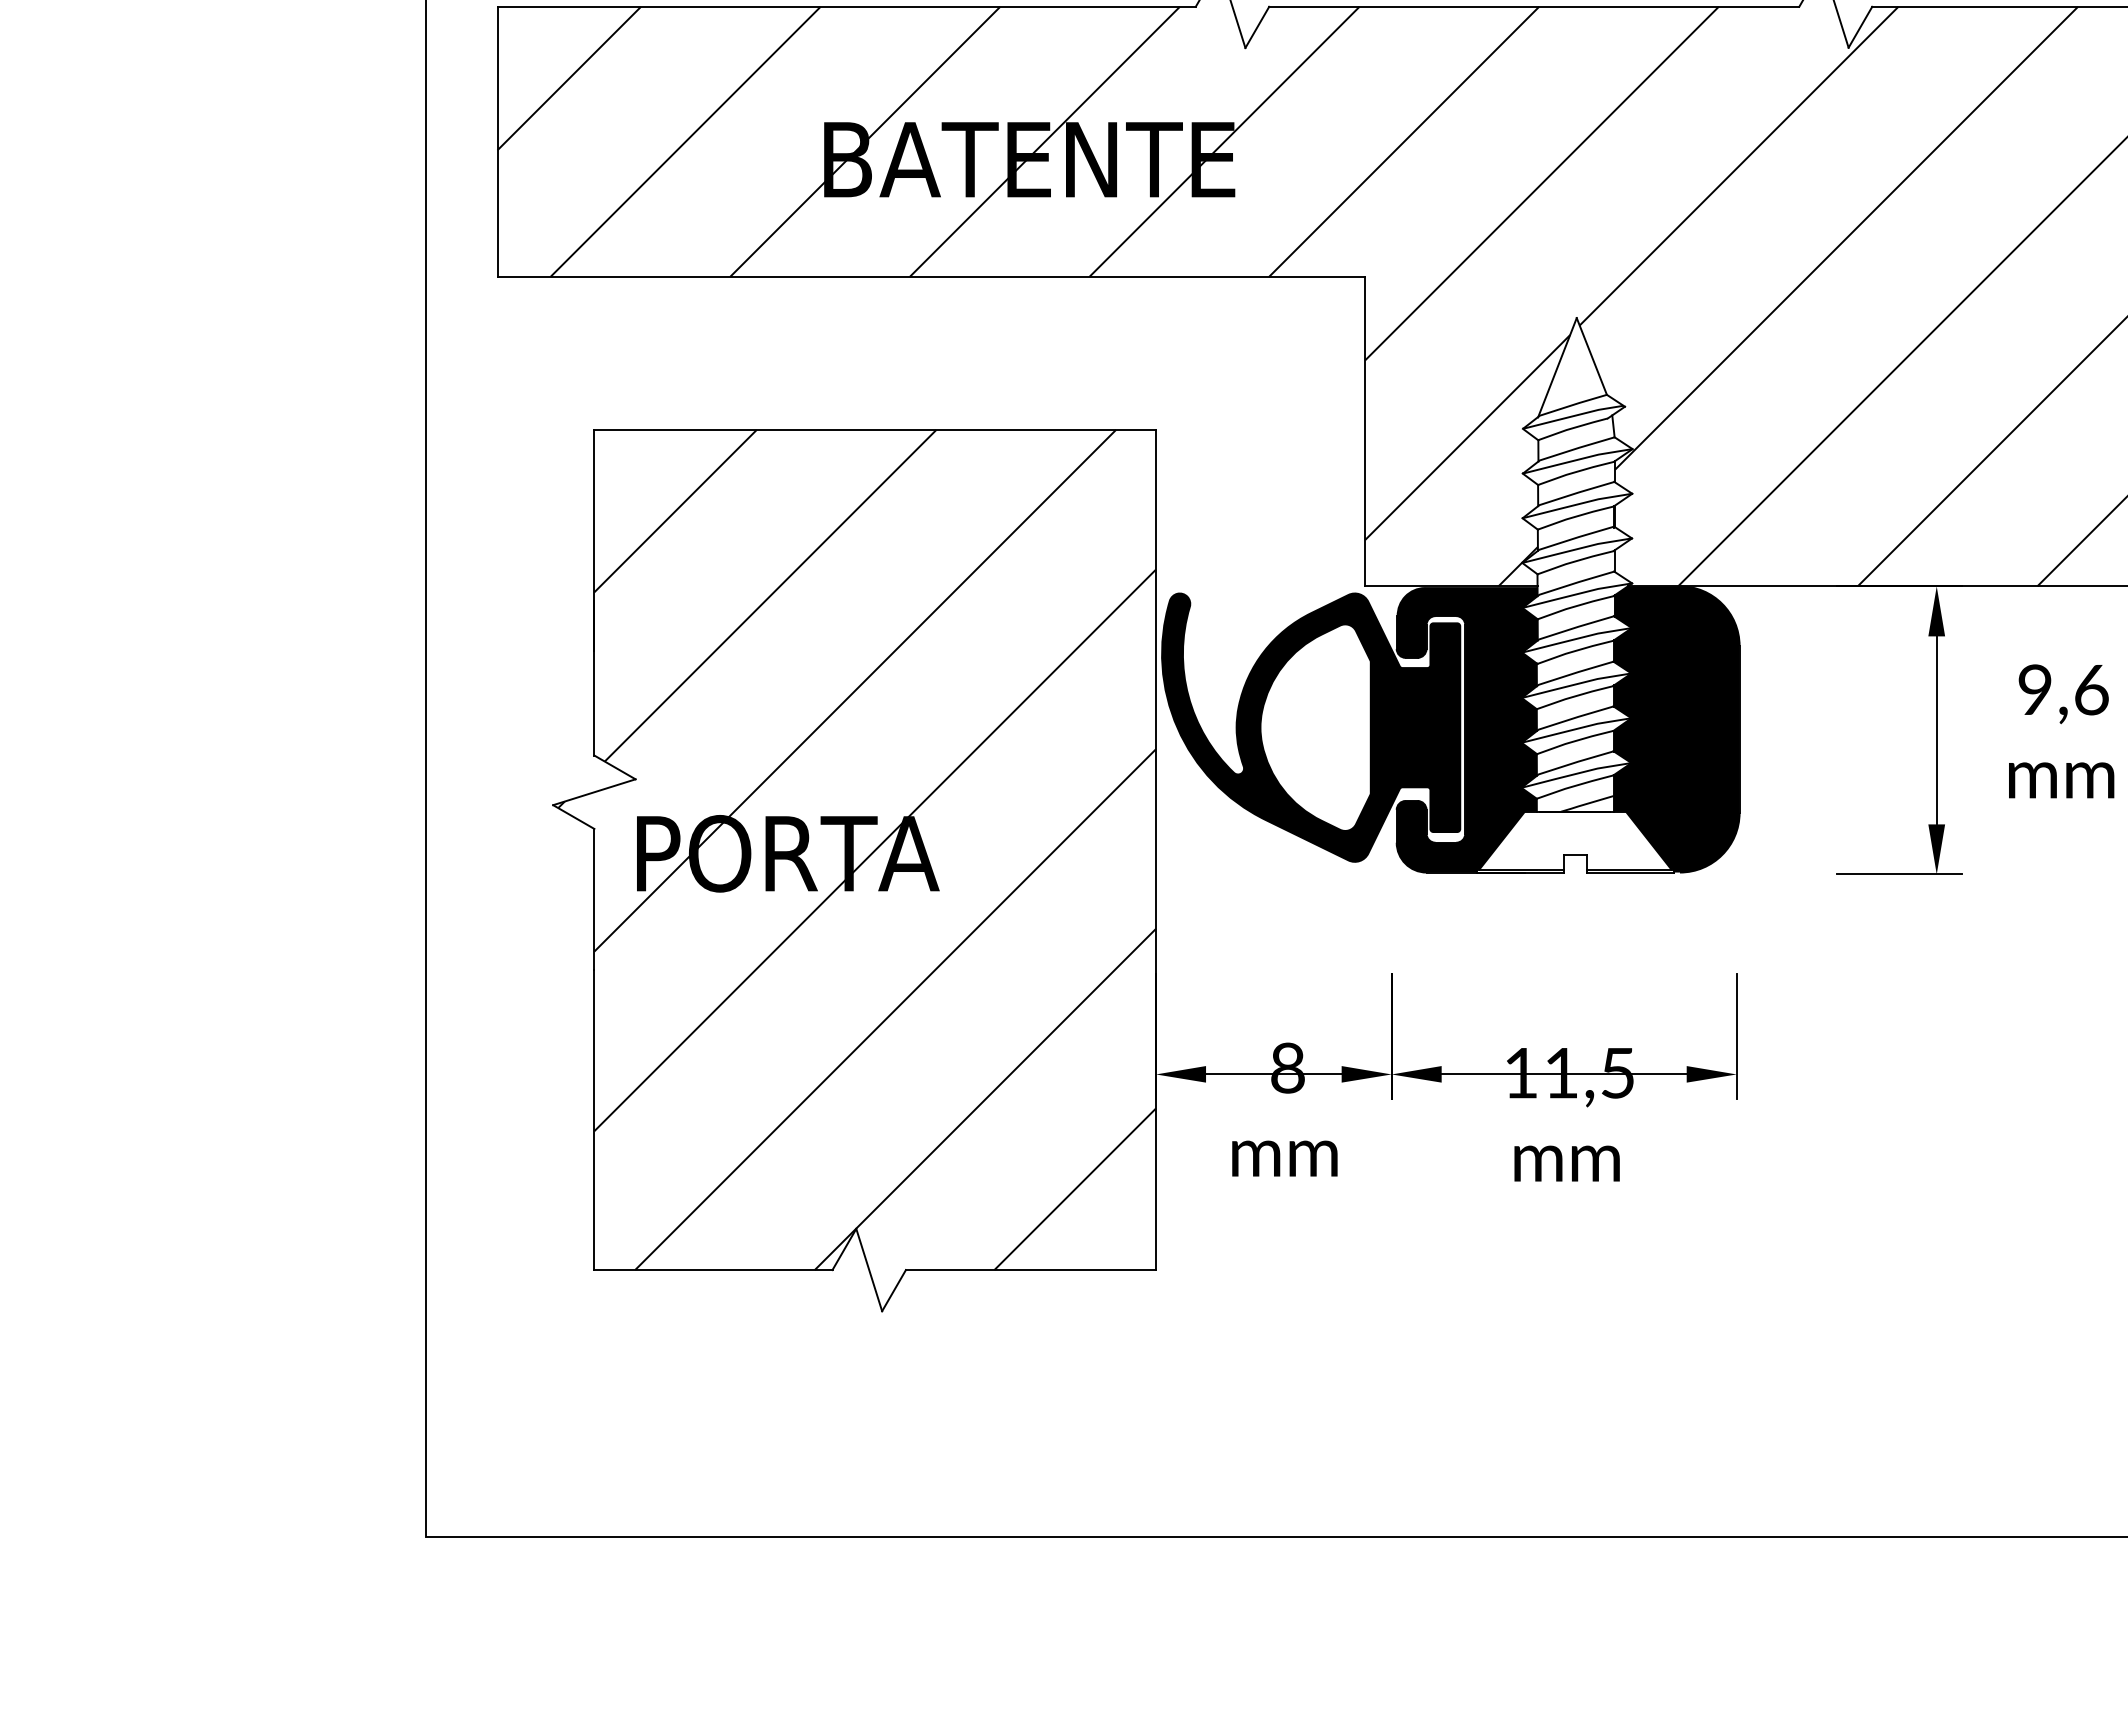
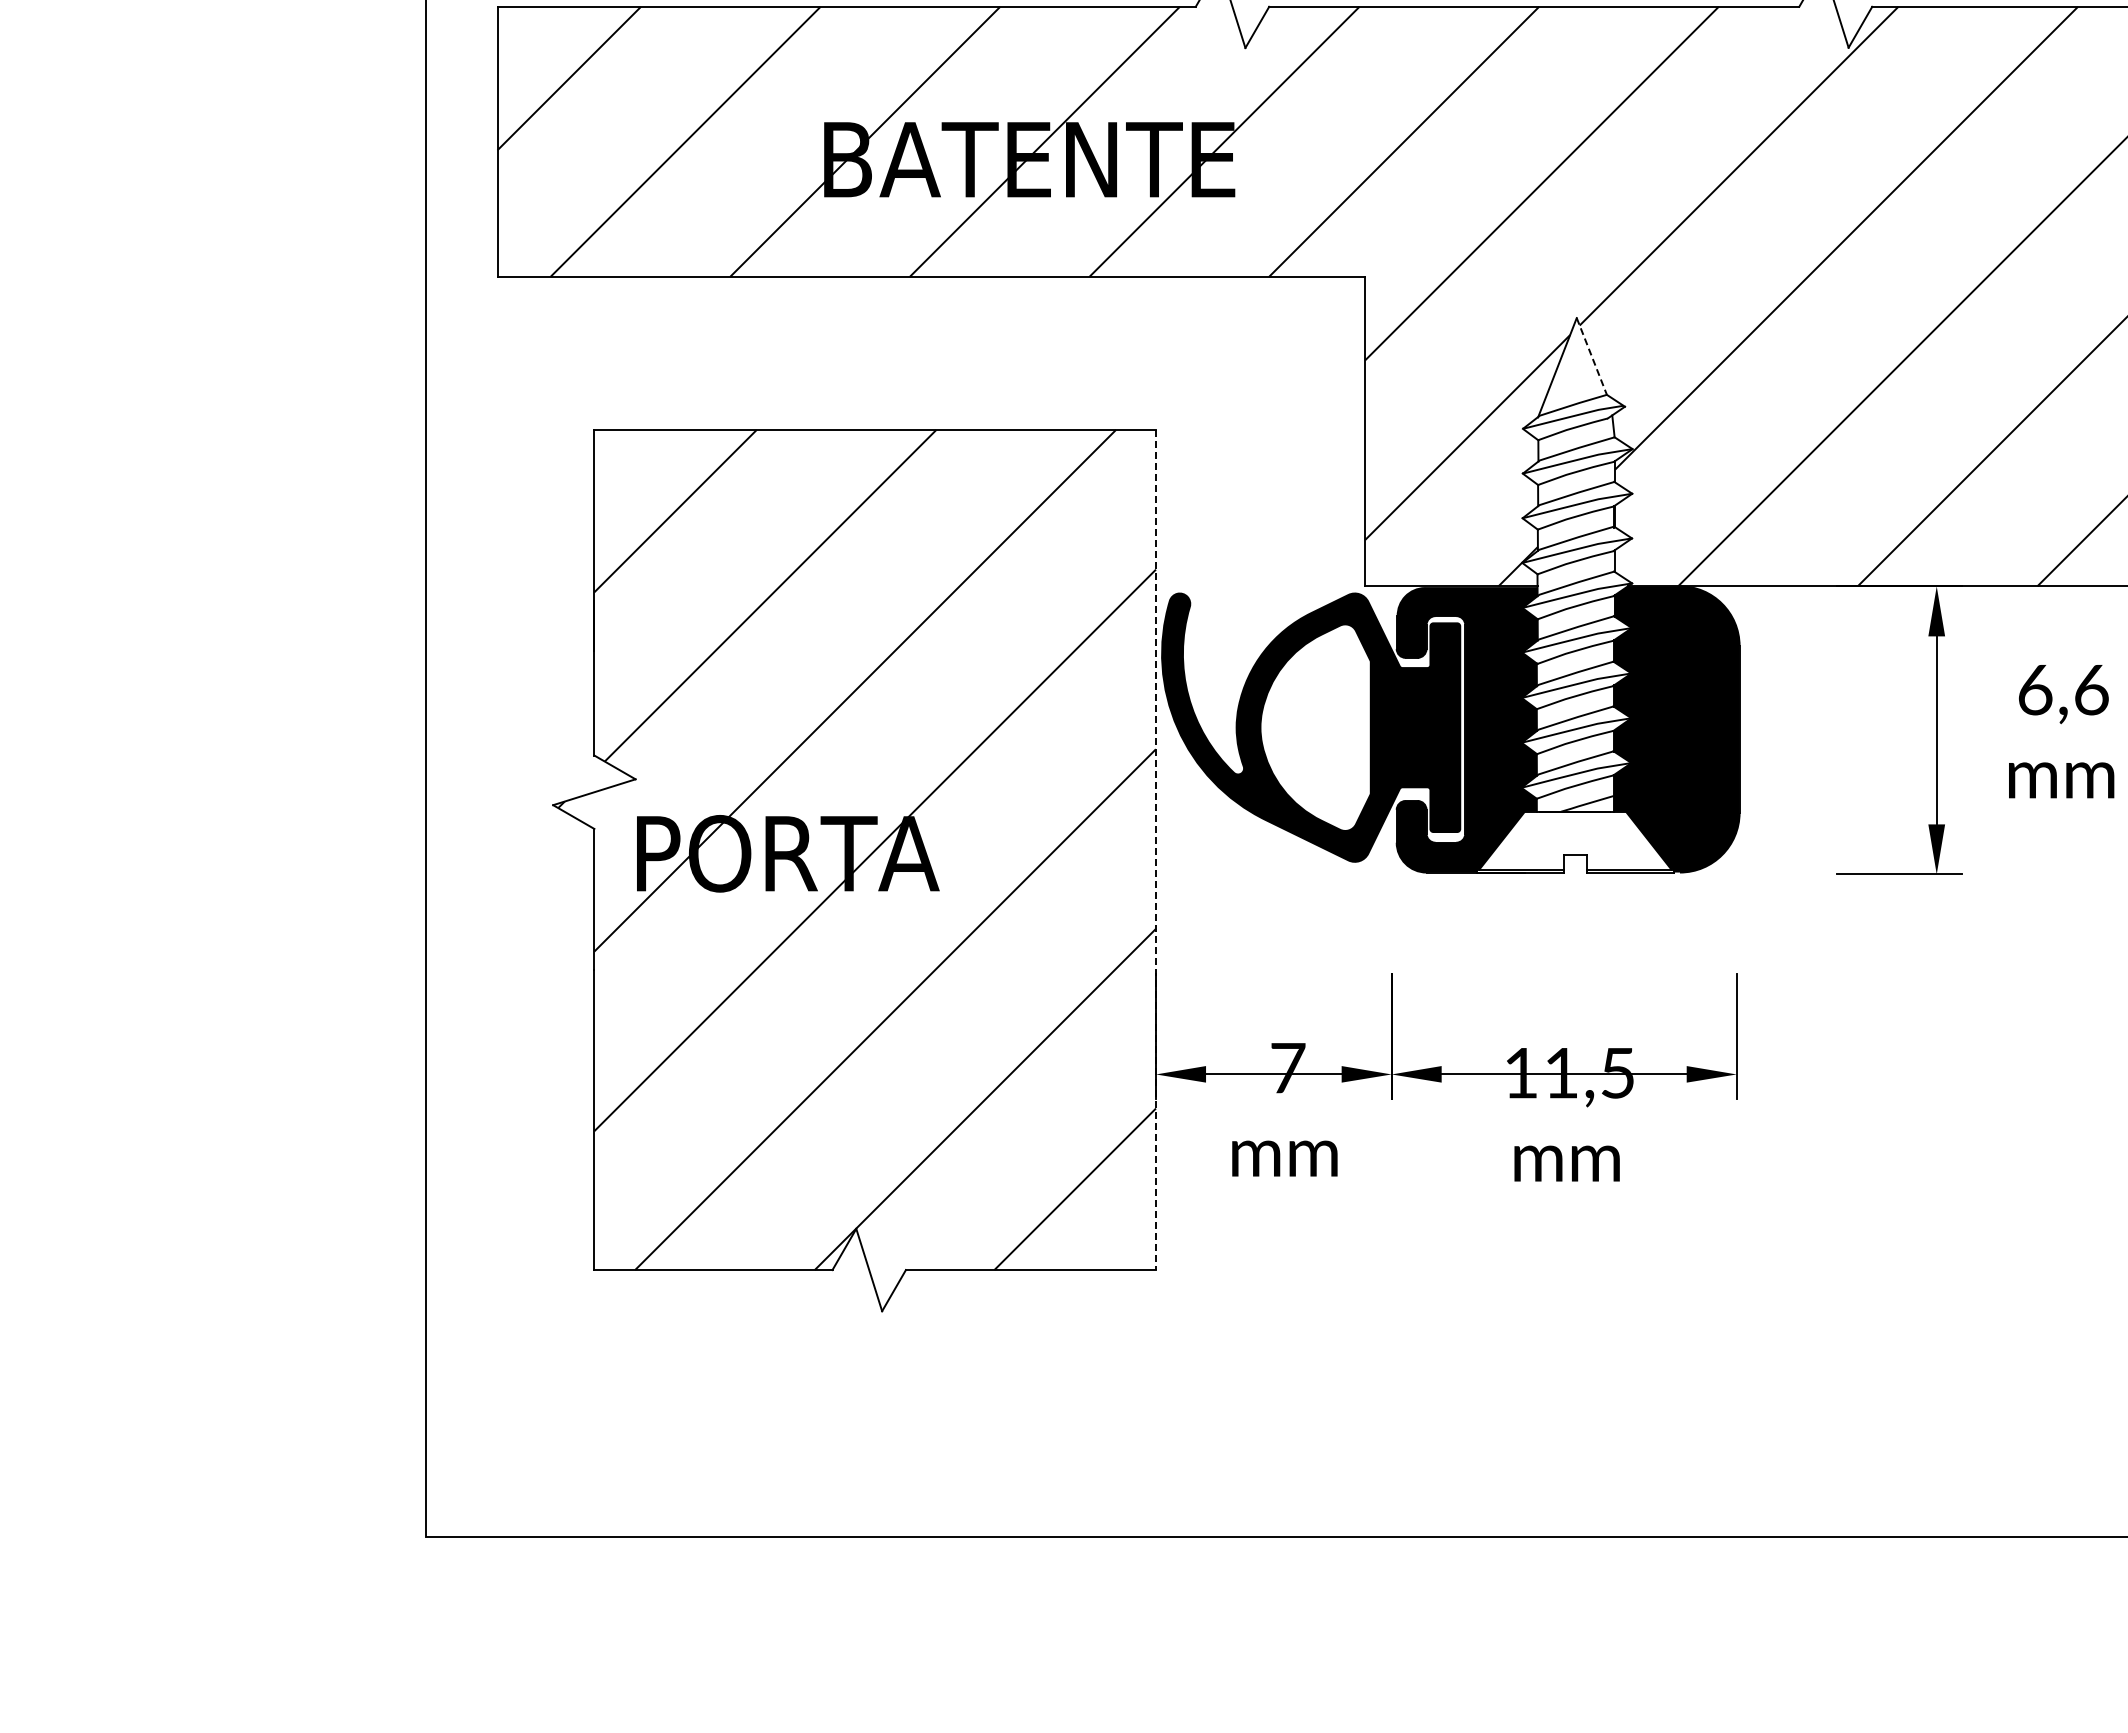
line: solid -> dashed (1592, 356)
text: 9,6 -> 6,6 (2035, 689)
line: solid -> dashed (1155, 850)
text: 8 -> 7 (1288, 1067)
